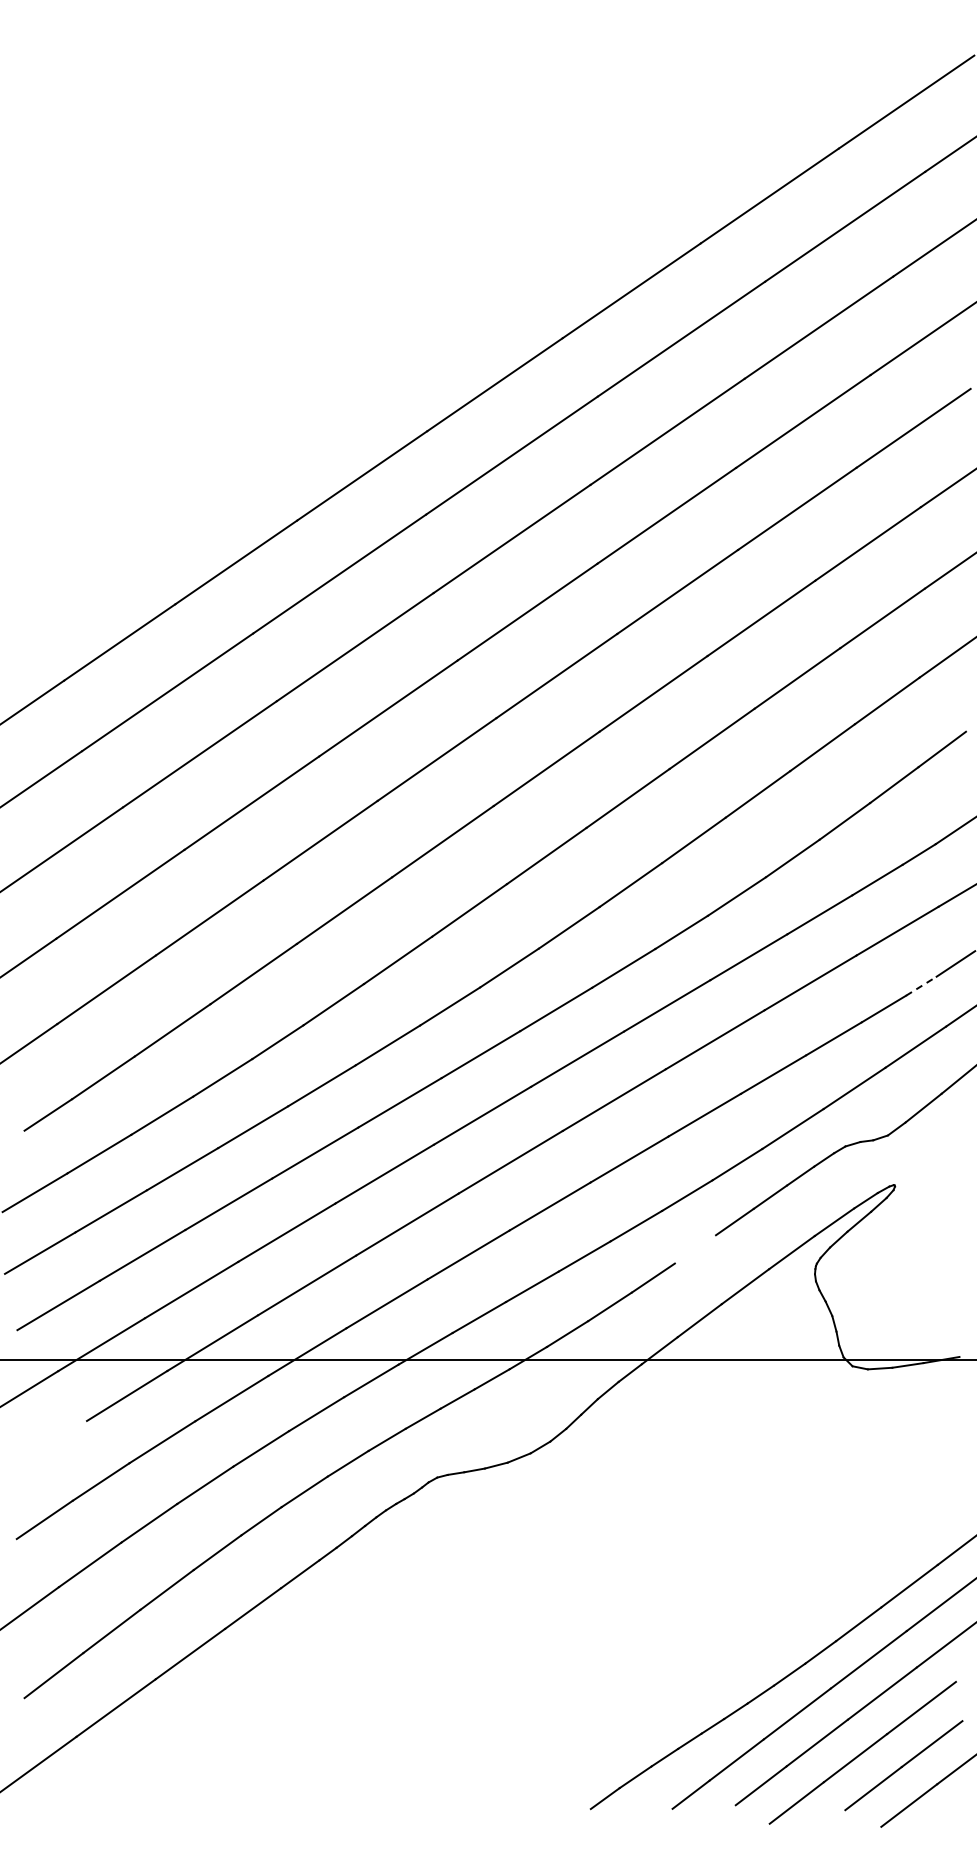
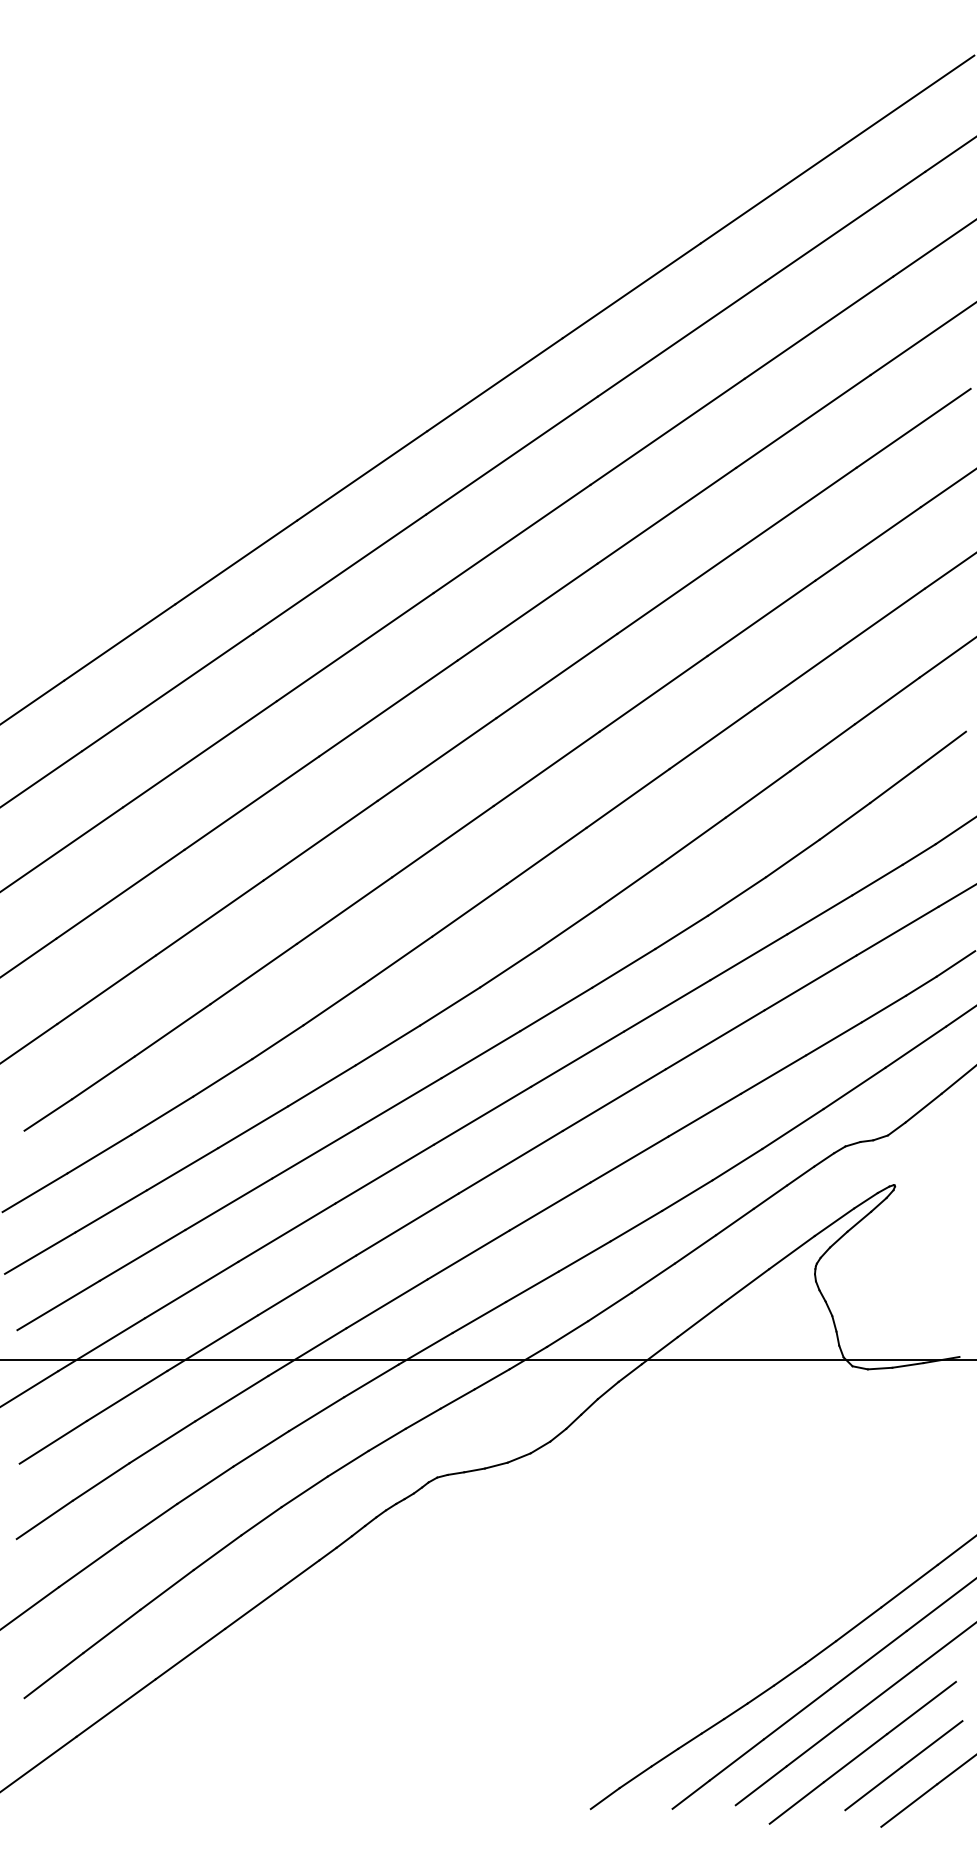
line: dashed -> solid (921, 985)
line: none -> present (695, 1249)
line: none -> present (52, 1441)
